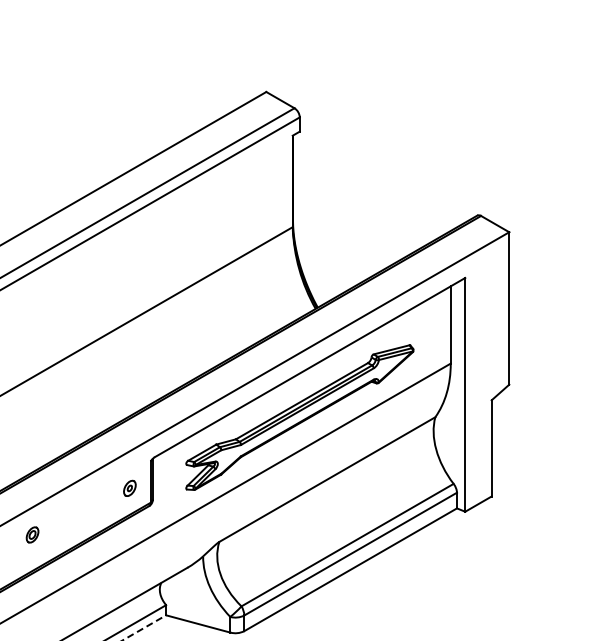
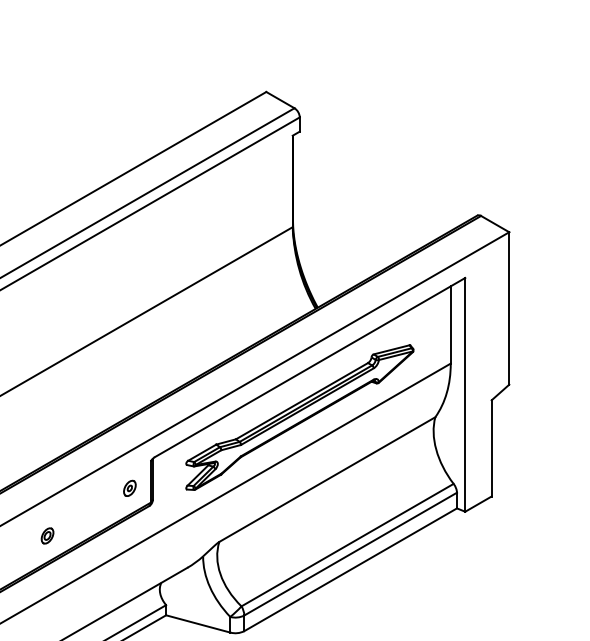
part position: (32, 534) -> (47, 535) (47, 535)
line: dashed -> solid (144, 627)
